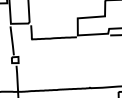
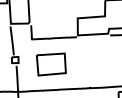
part: none -> present (51, 64)
